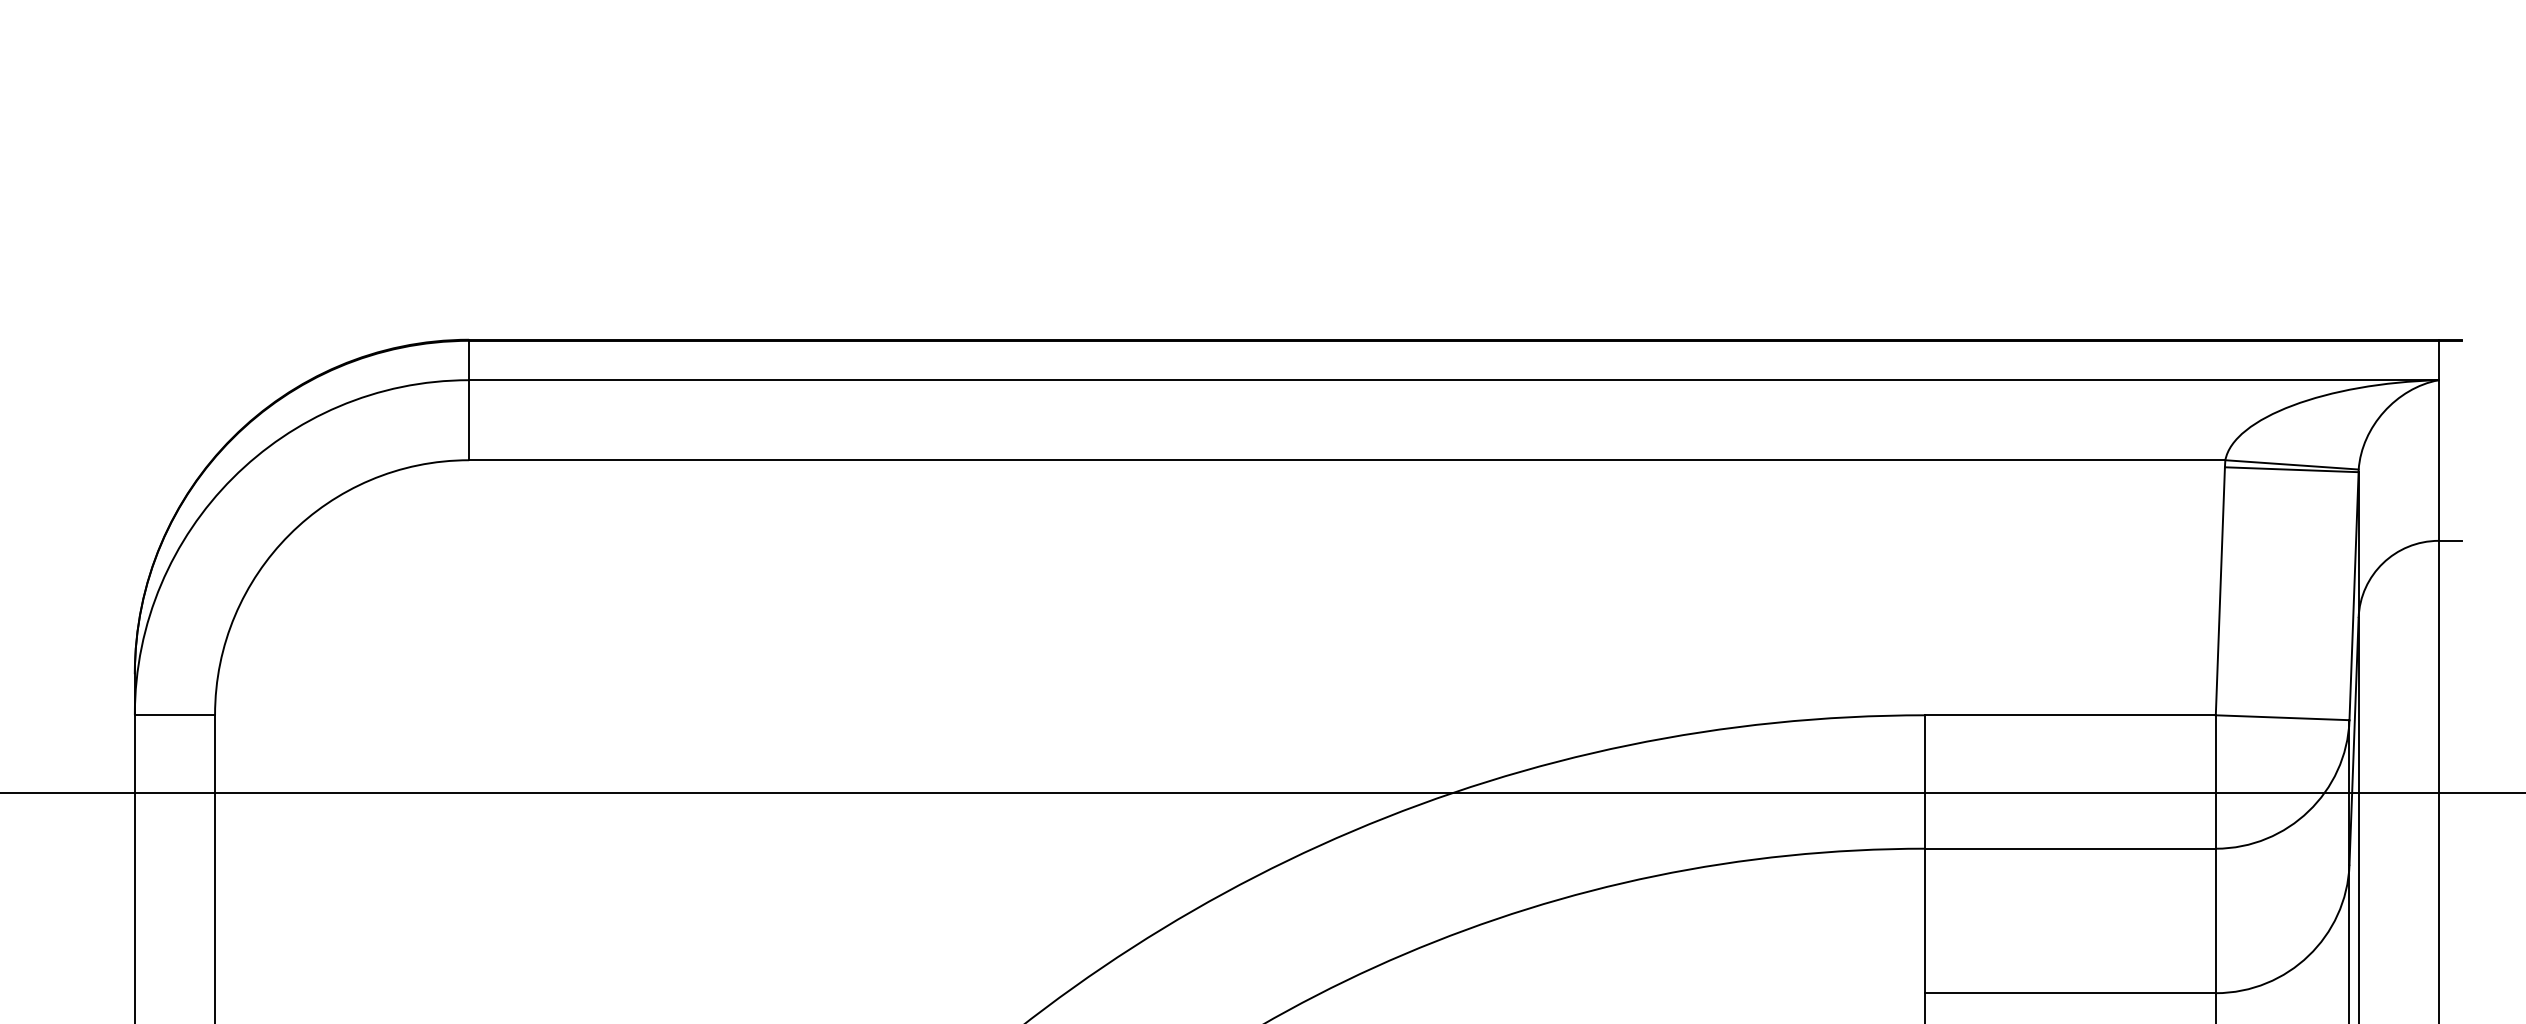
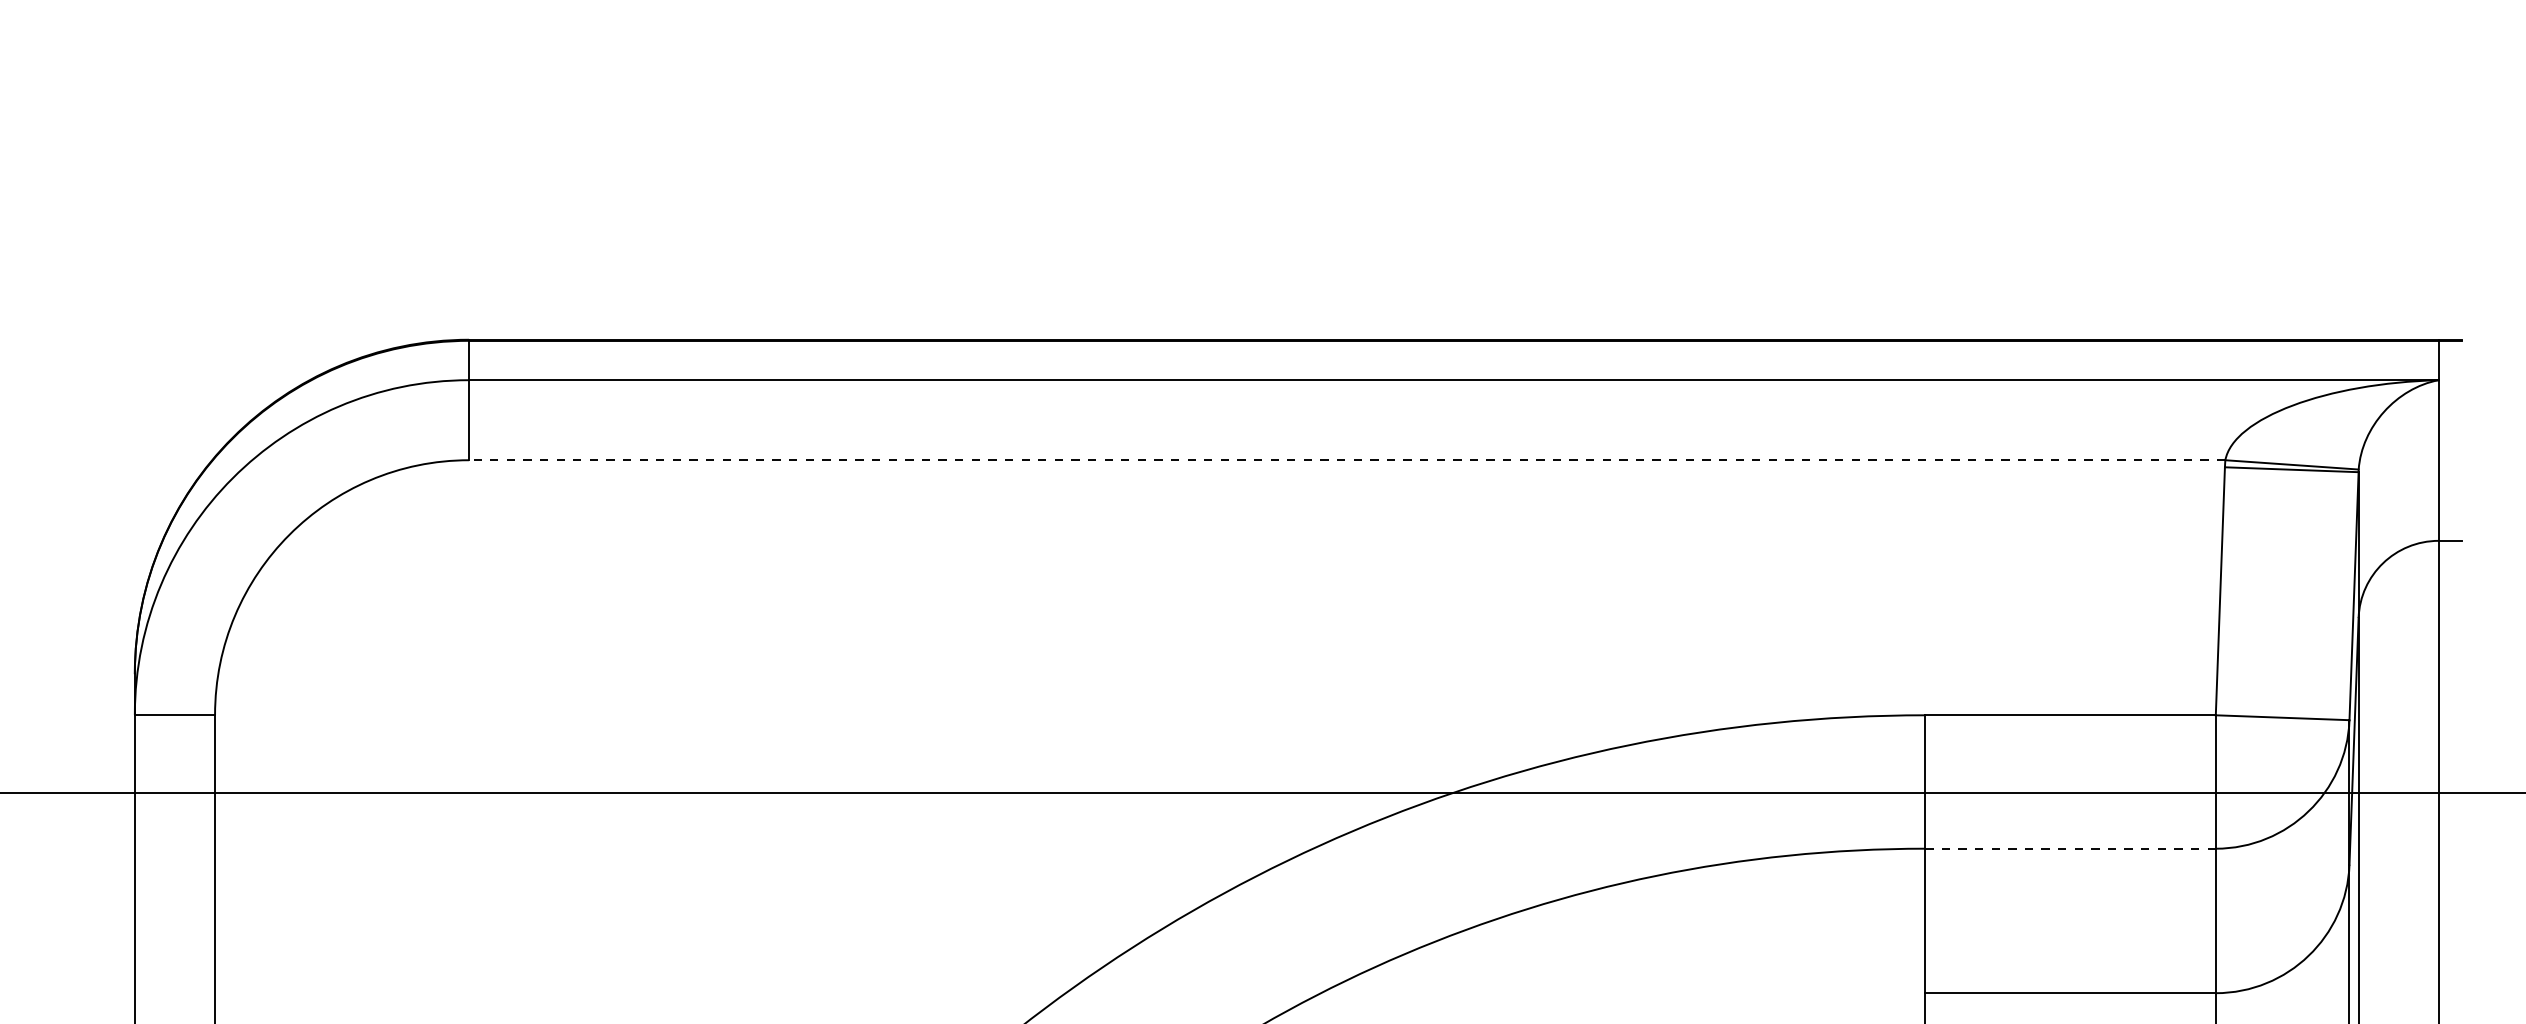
line: solid -> dashed (1346, 460)
line: solid -> dashed (2070, 848)
